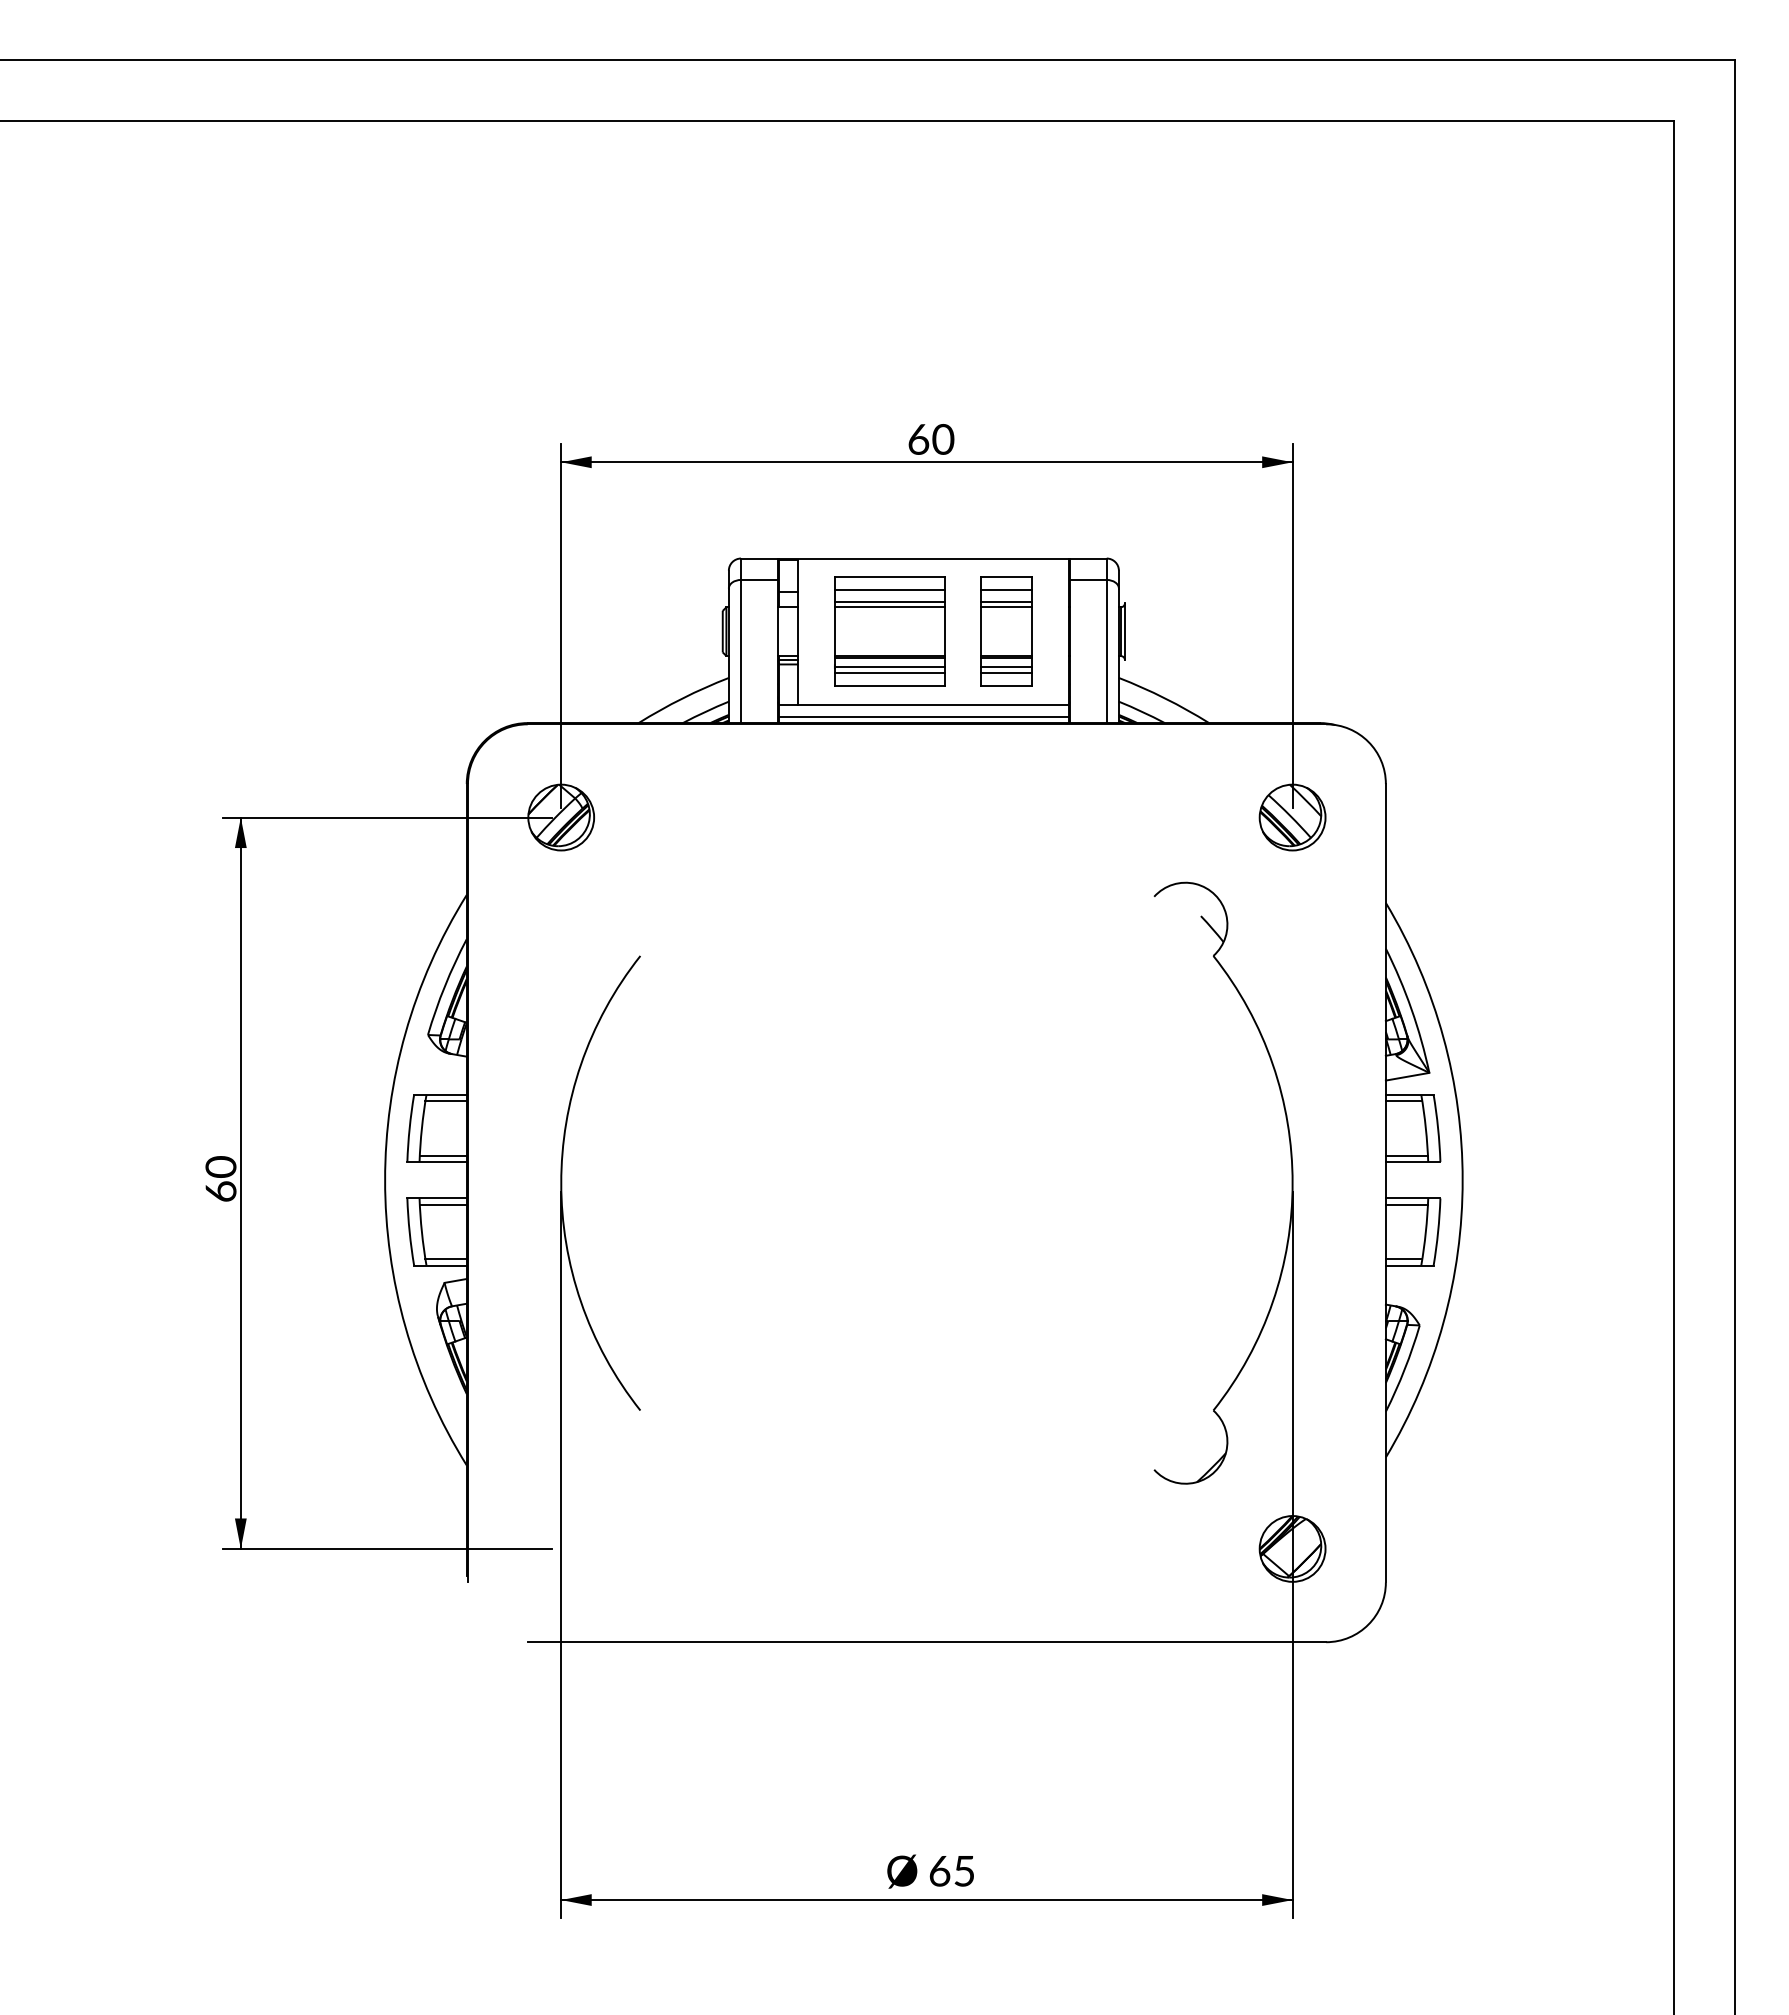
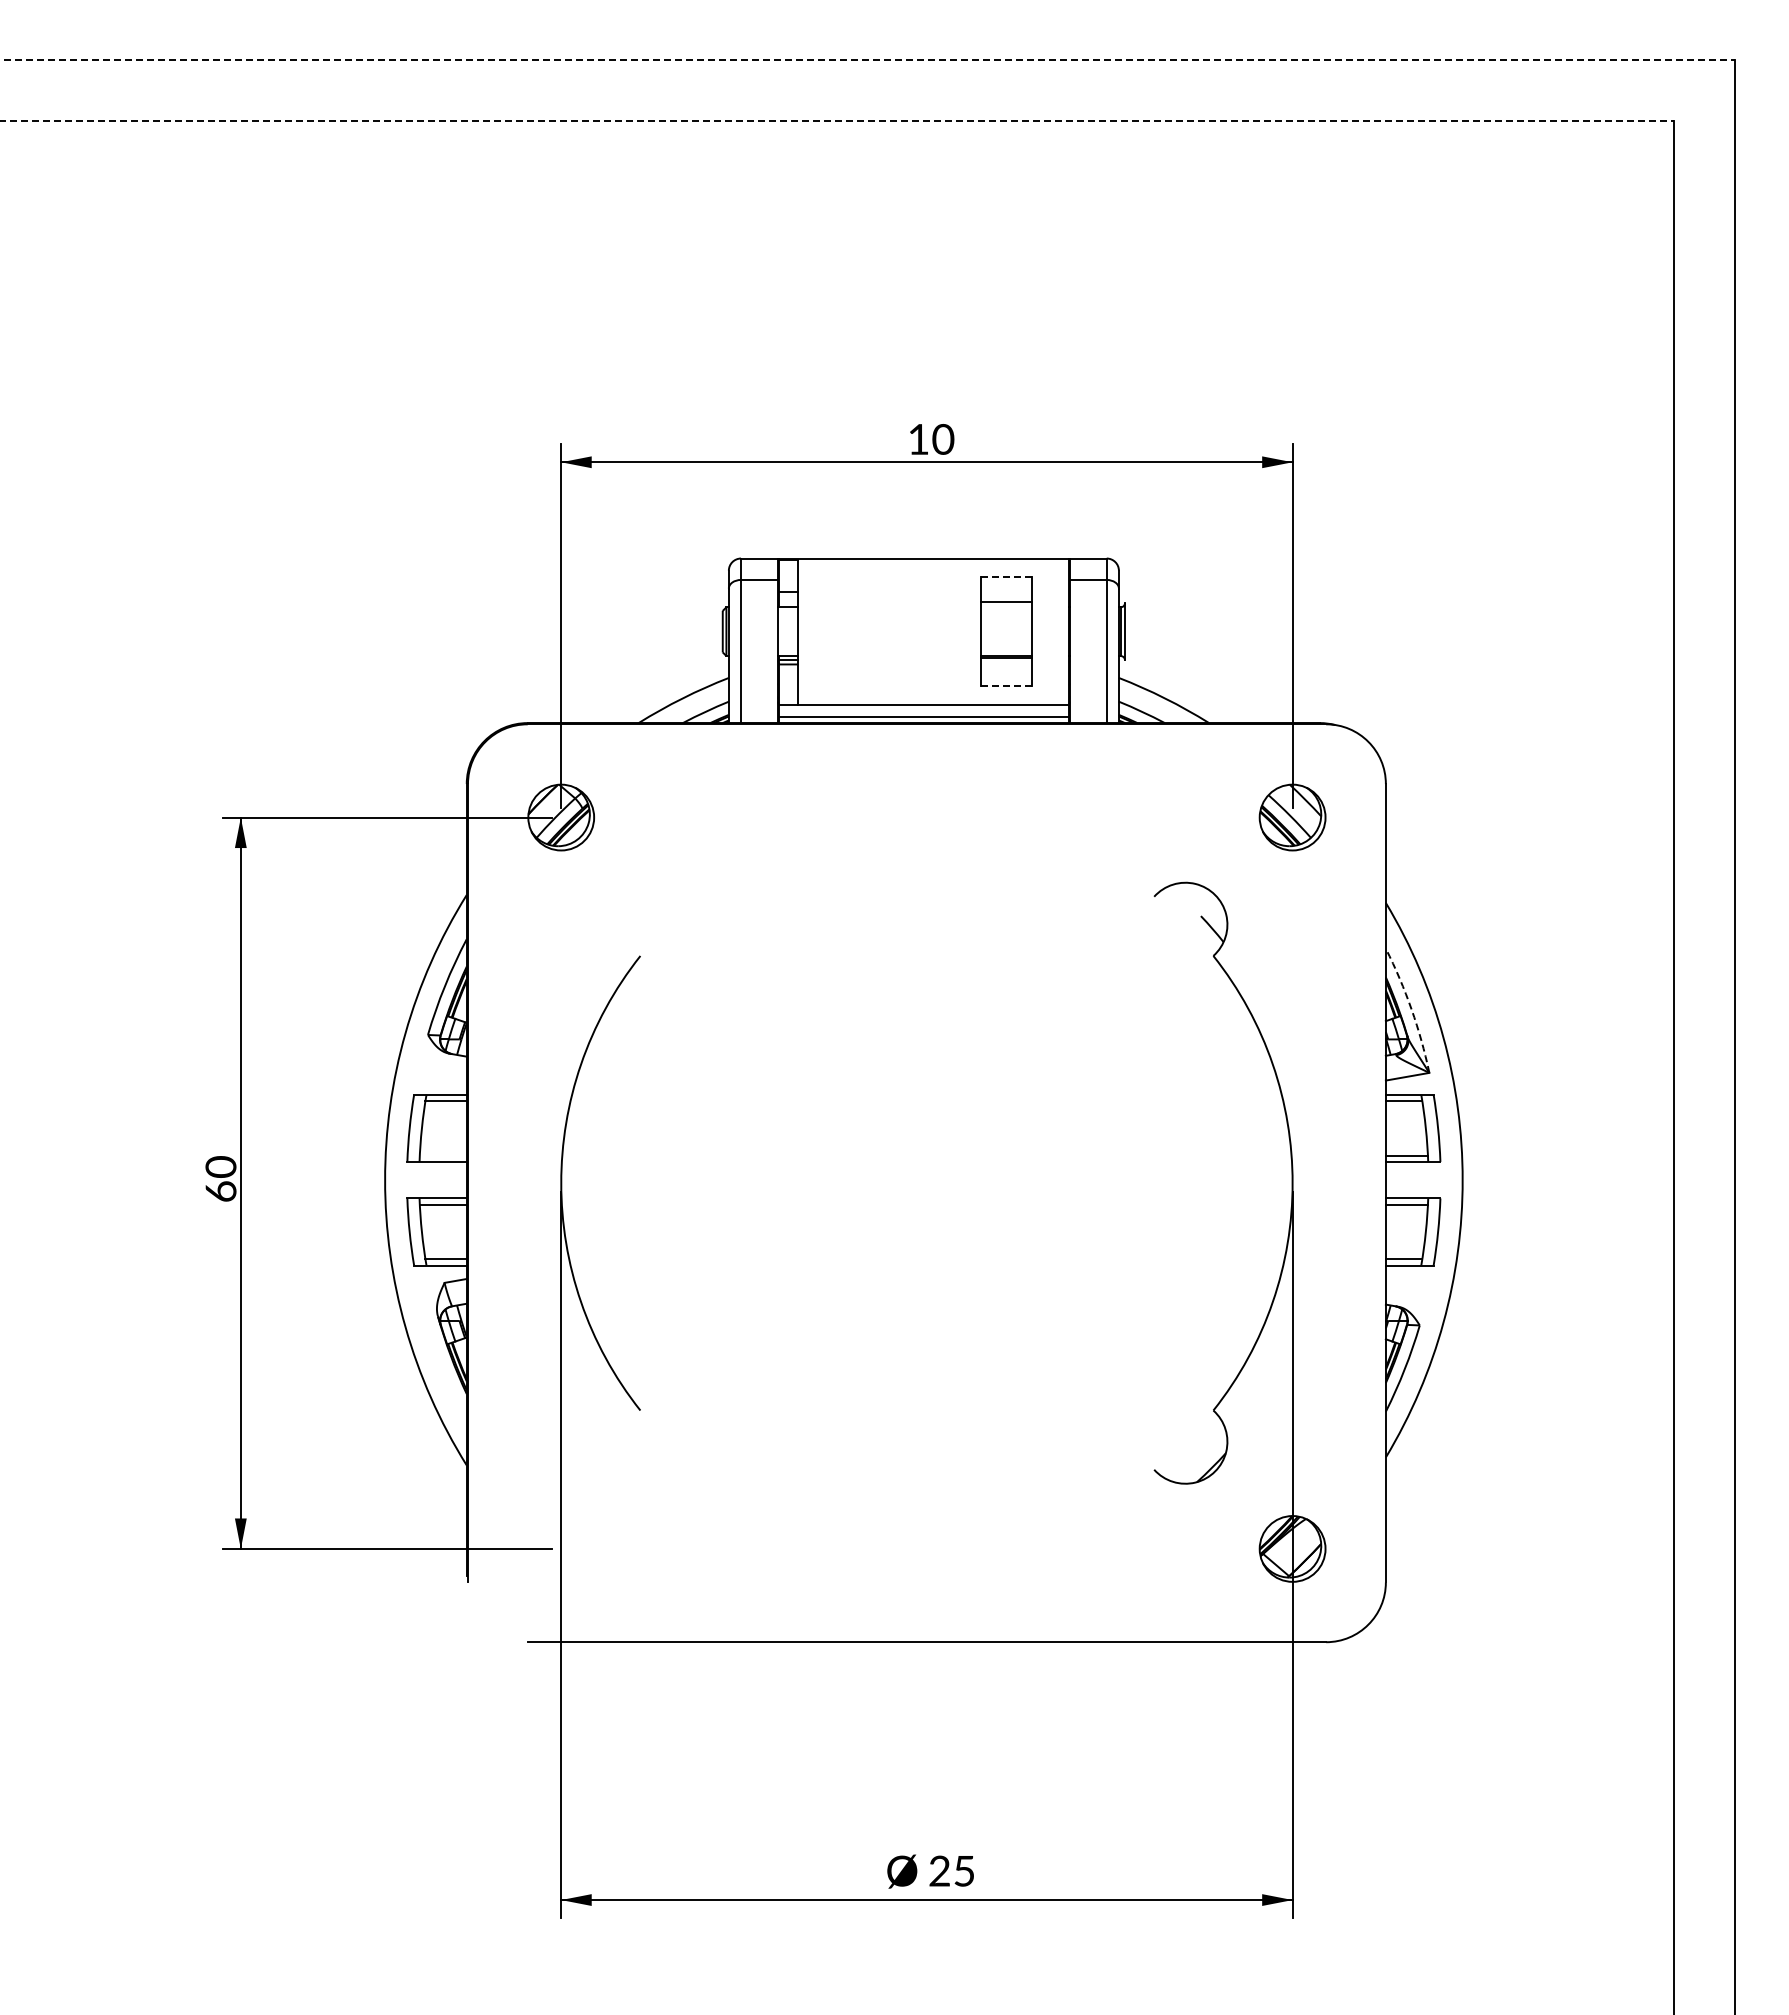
line: solid -> dashed (868, 60)
line: solid -> dashed (837, 121)
text: 60 -> 10 (918, 439)
line: solid -> dashed (1006, 577)
line: present -> none (1006, 590)
line: present -> none (1006, 607)
part: present -> none (889, 631)
line: present -> none (1006, 667)
line: present -> none (1006, 673)
line: solid -> dashed (1006, 686)
arc: solid -> dashed (1411, 1009)
line: present -> none (442, 1155)
text: 65 -> 25 (939, 1870)
